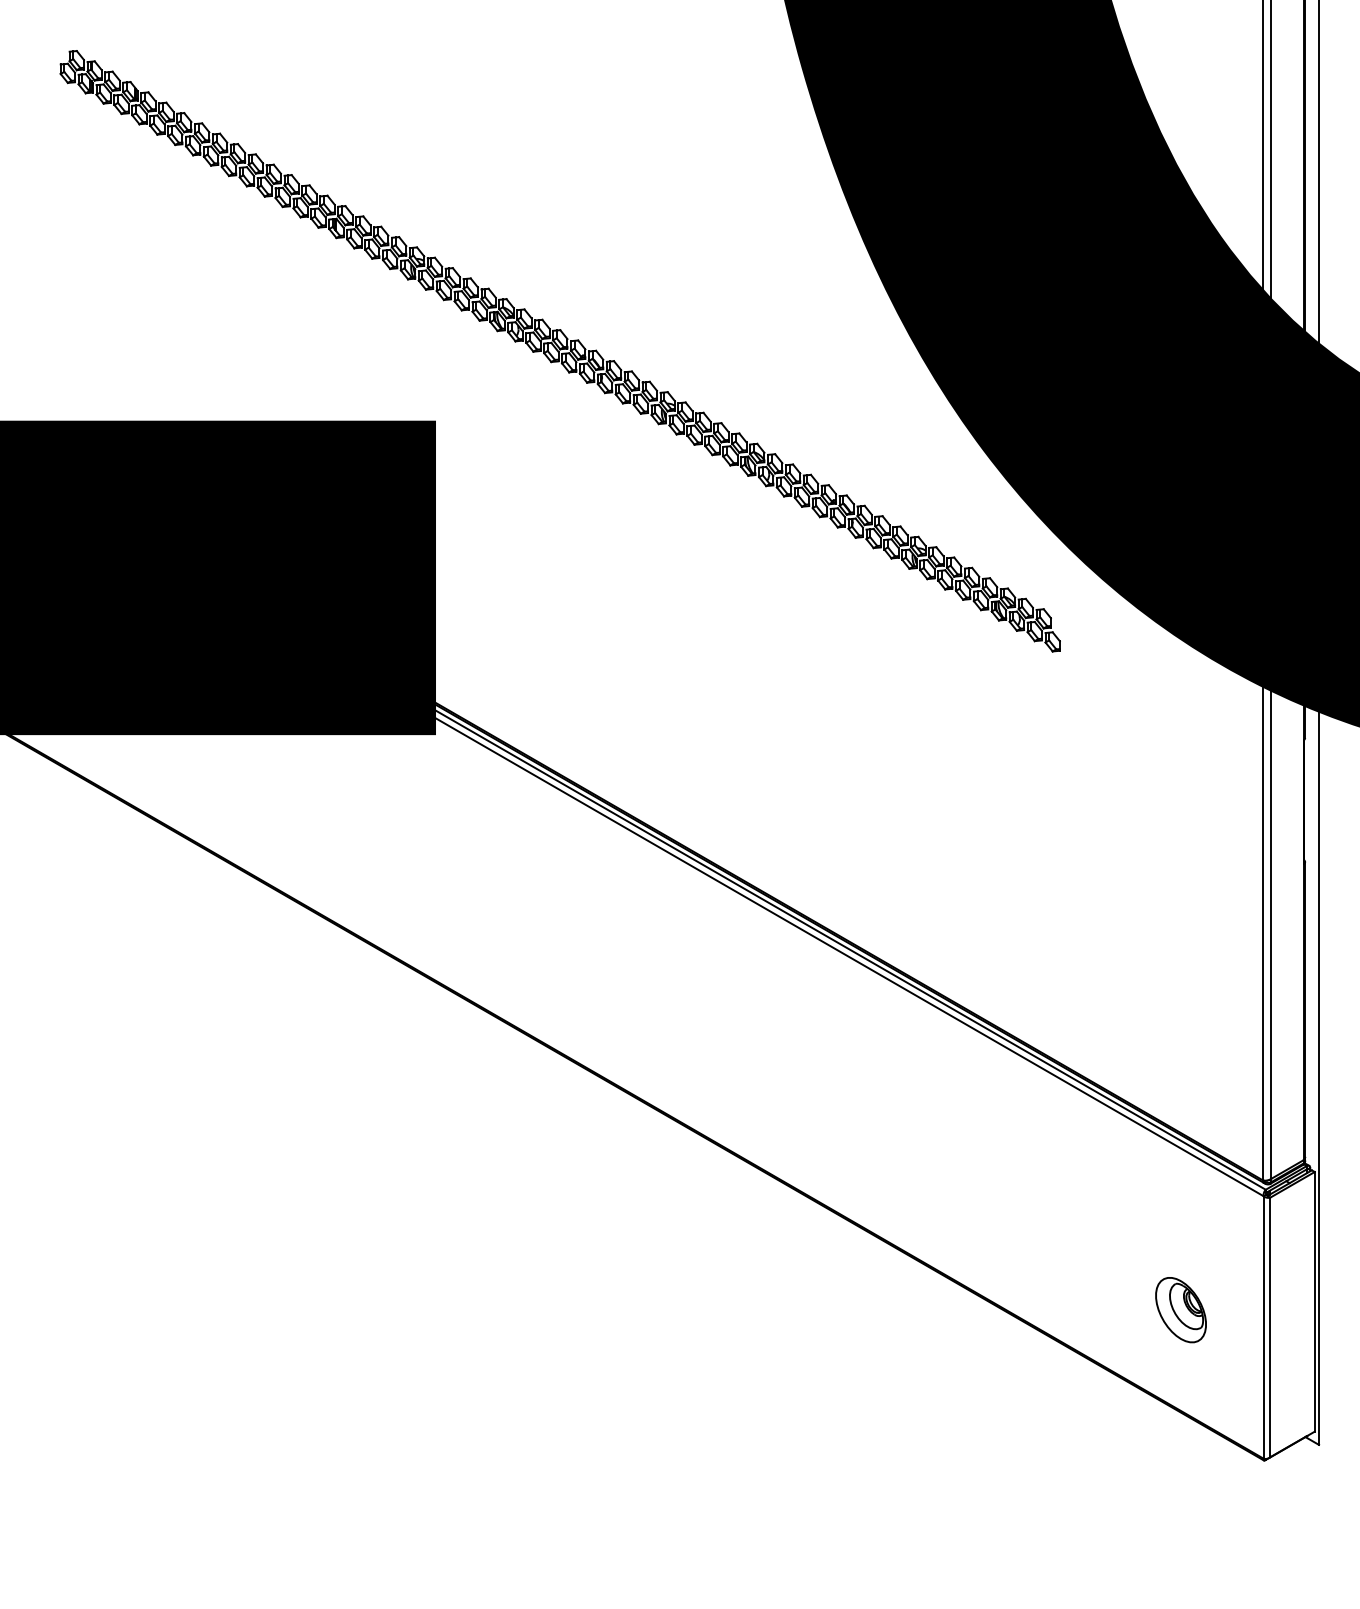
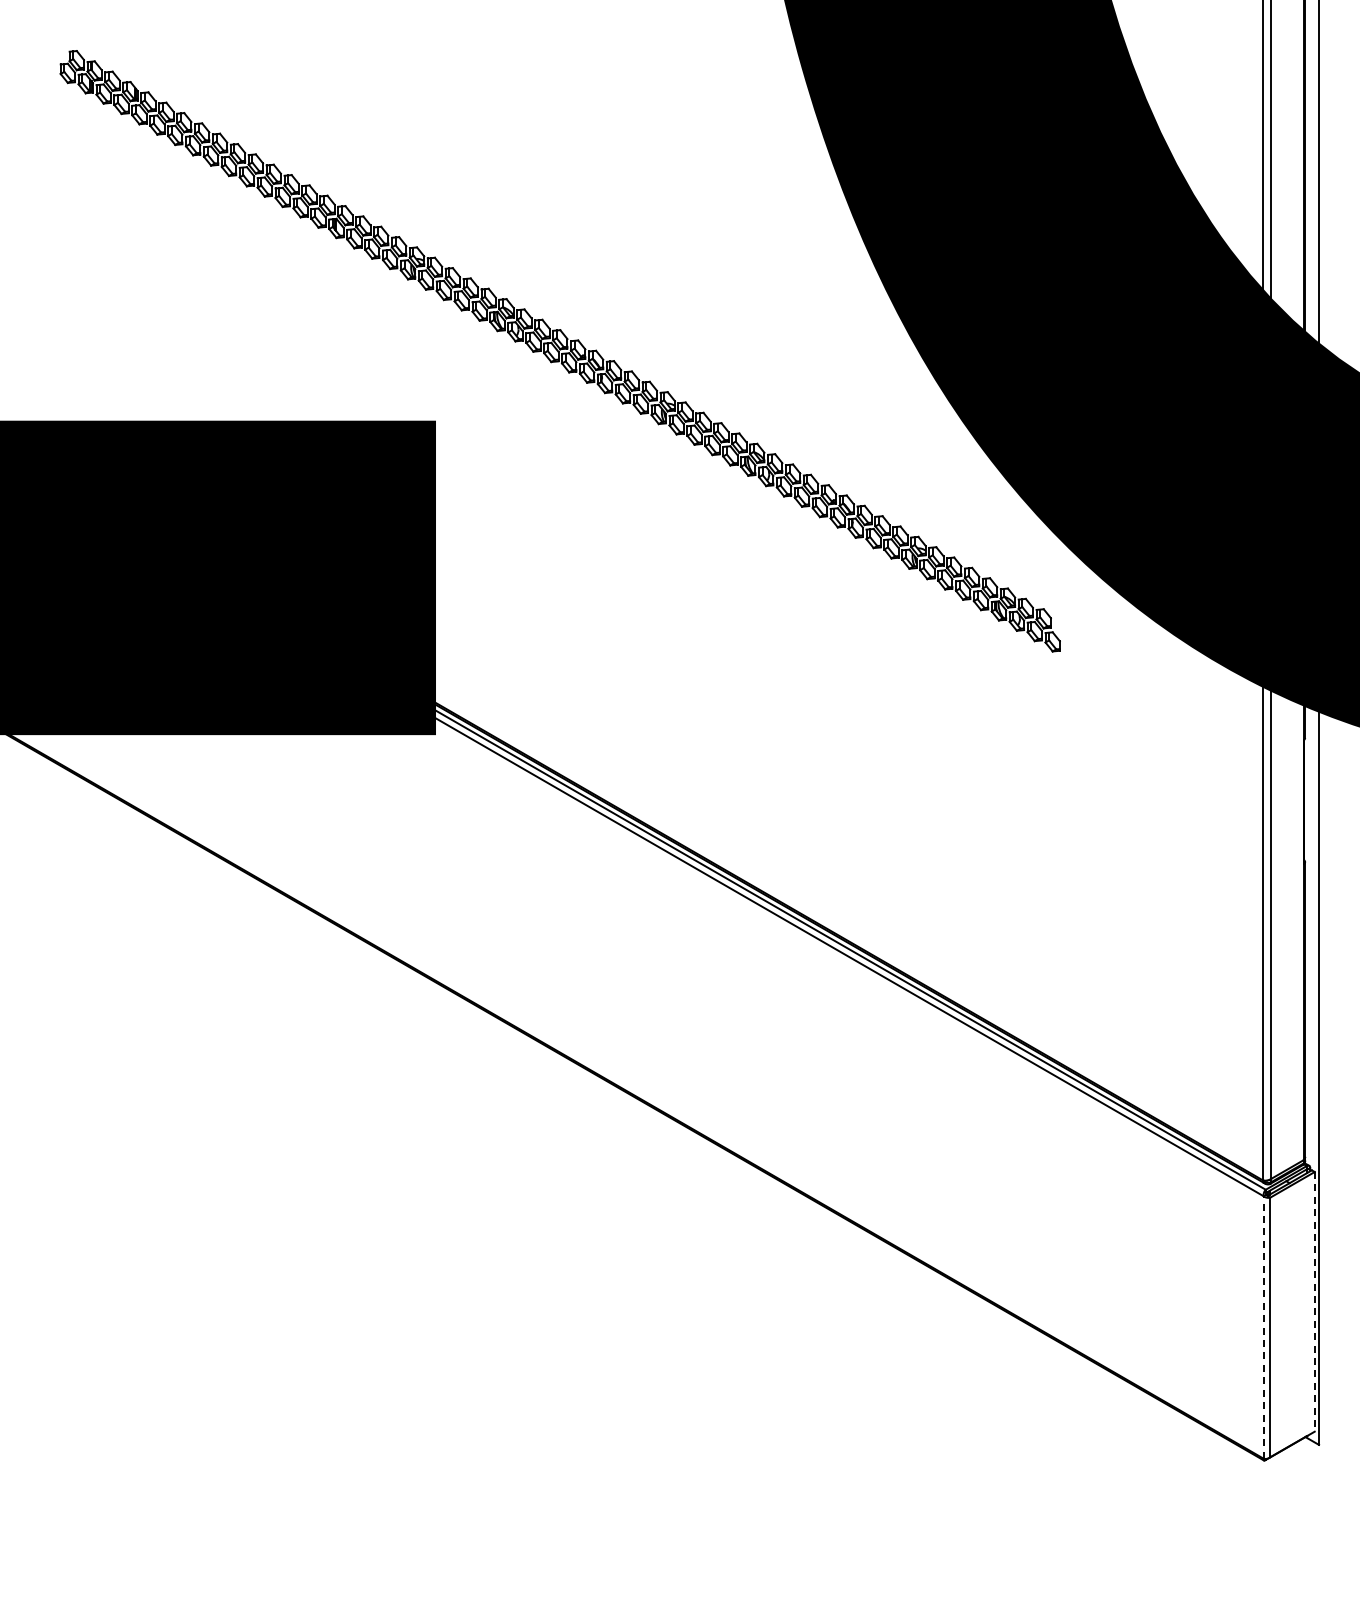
line: solid -> dashed (1314, 1301)
part: present -> none (1180, 1310)
line: solid -> dashed (1263, 1326)
